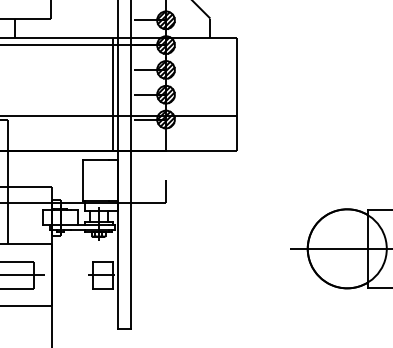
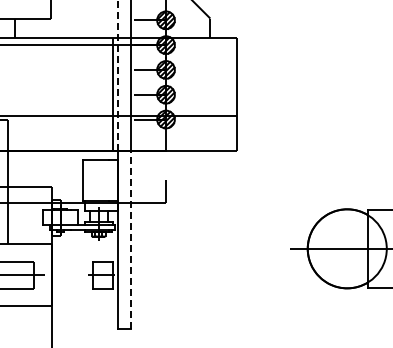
line: solid -> dashed (118, 75)
line: solid -> dashed (130, 239)
